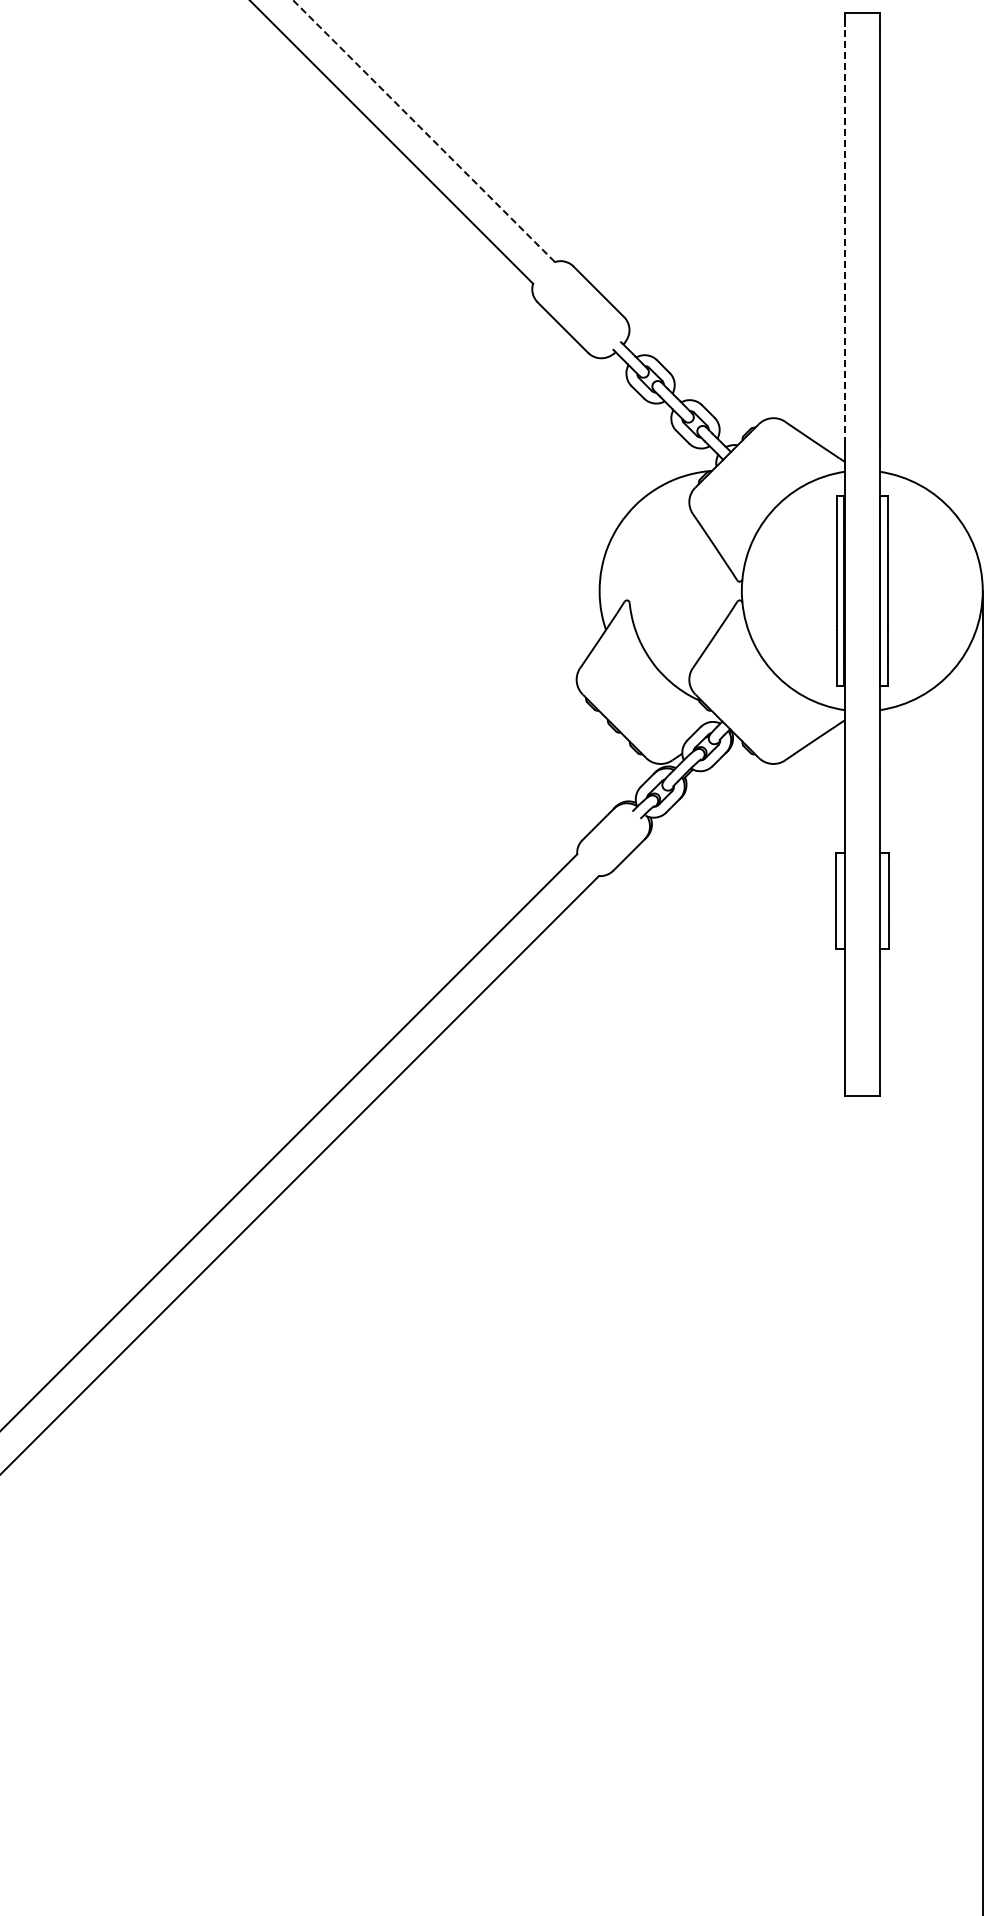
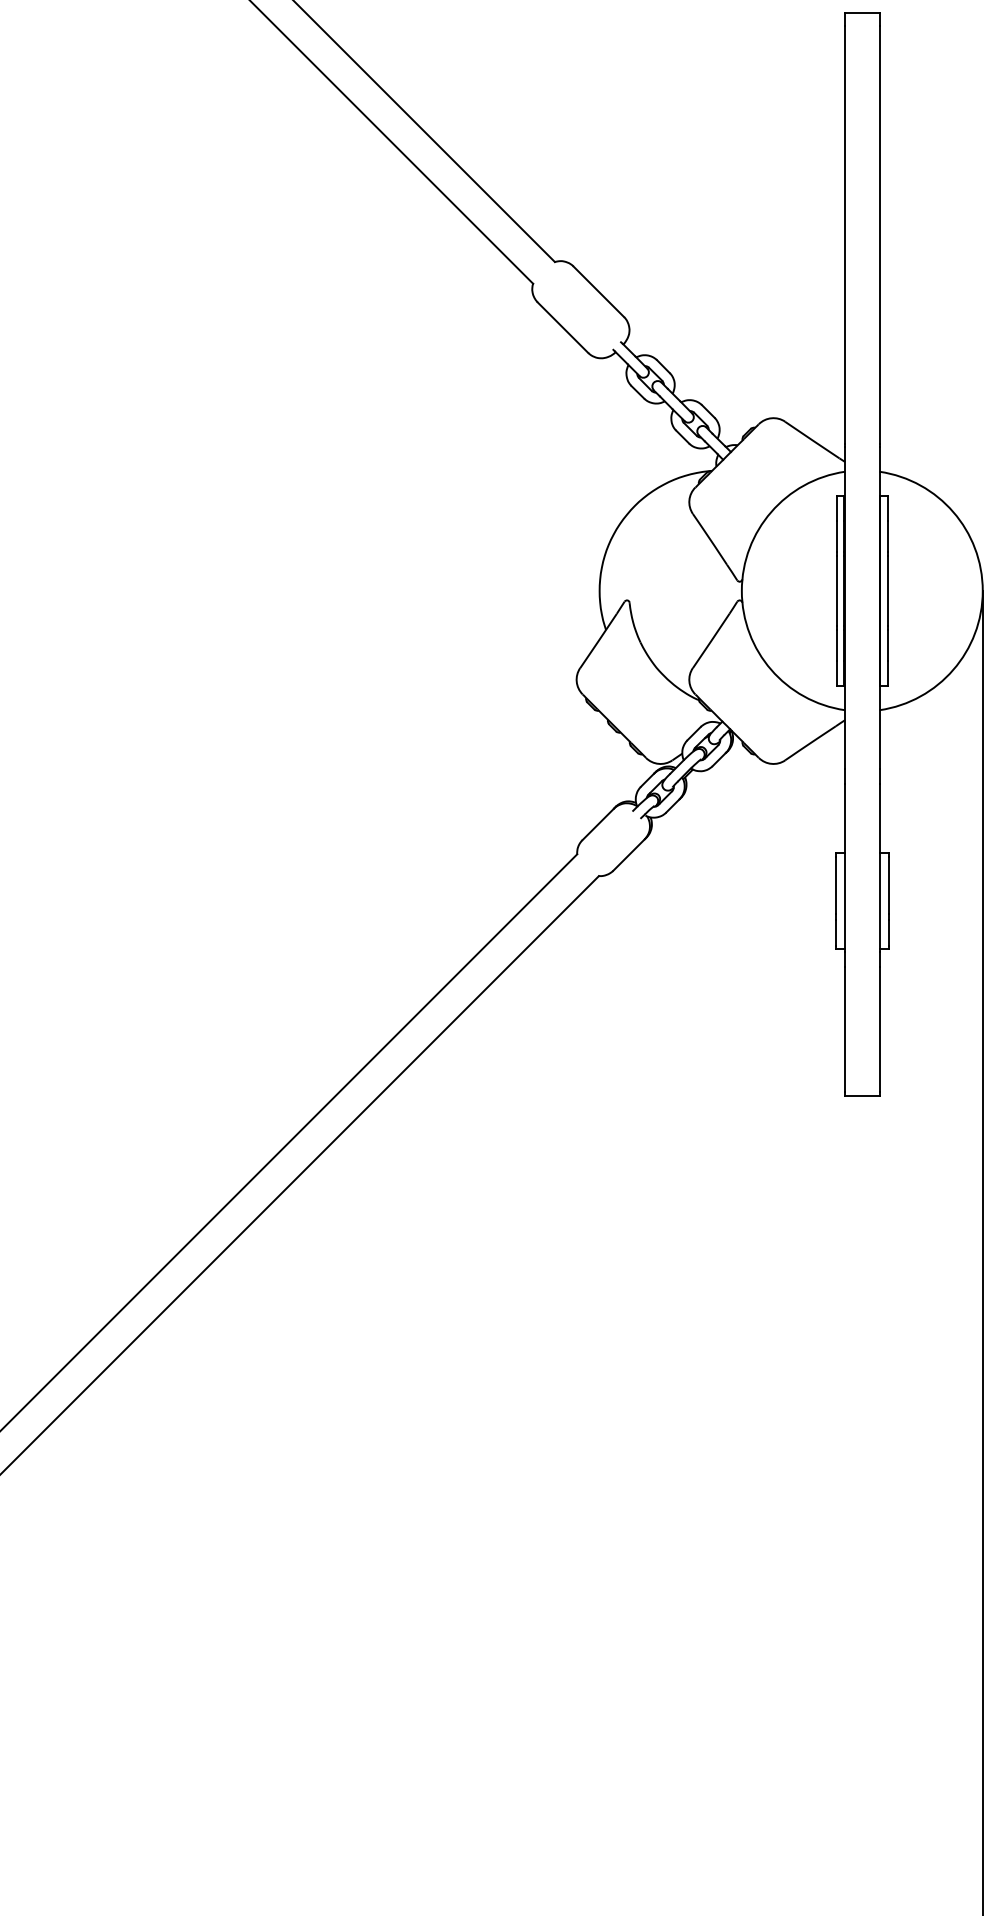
line: dashed -> solid (424, 131)
line: dashed -> solid (845, 234)
